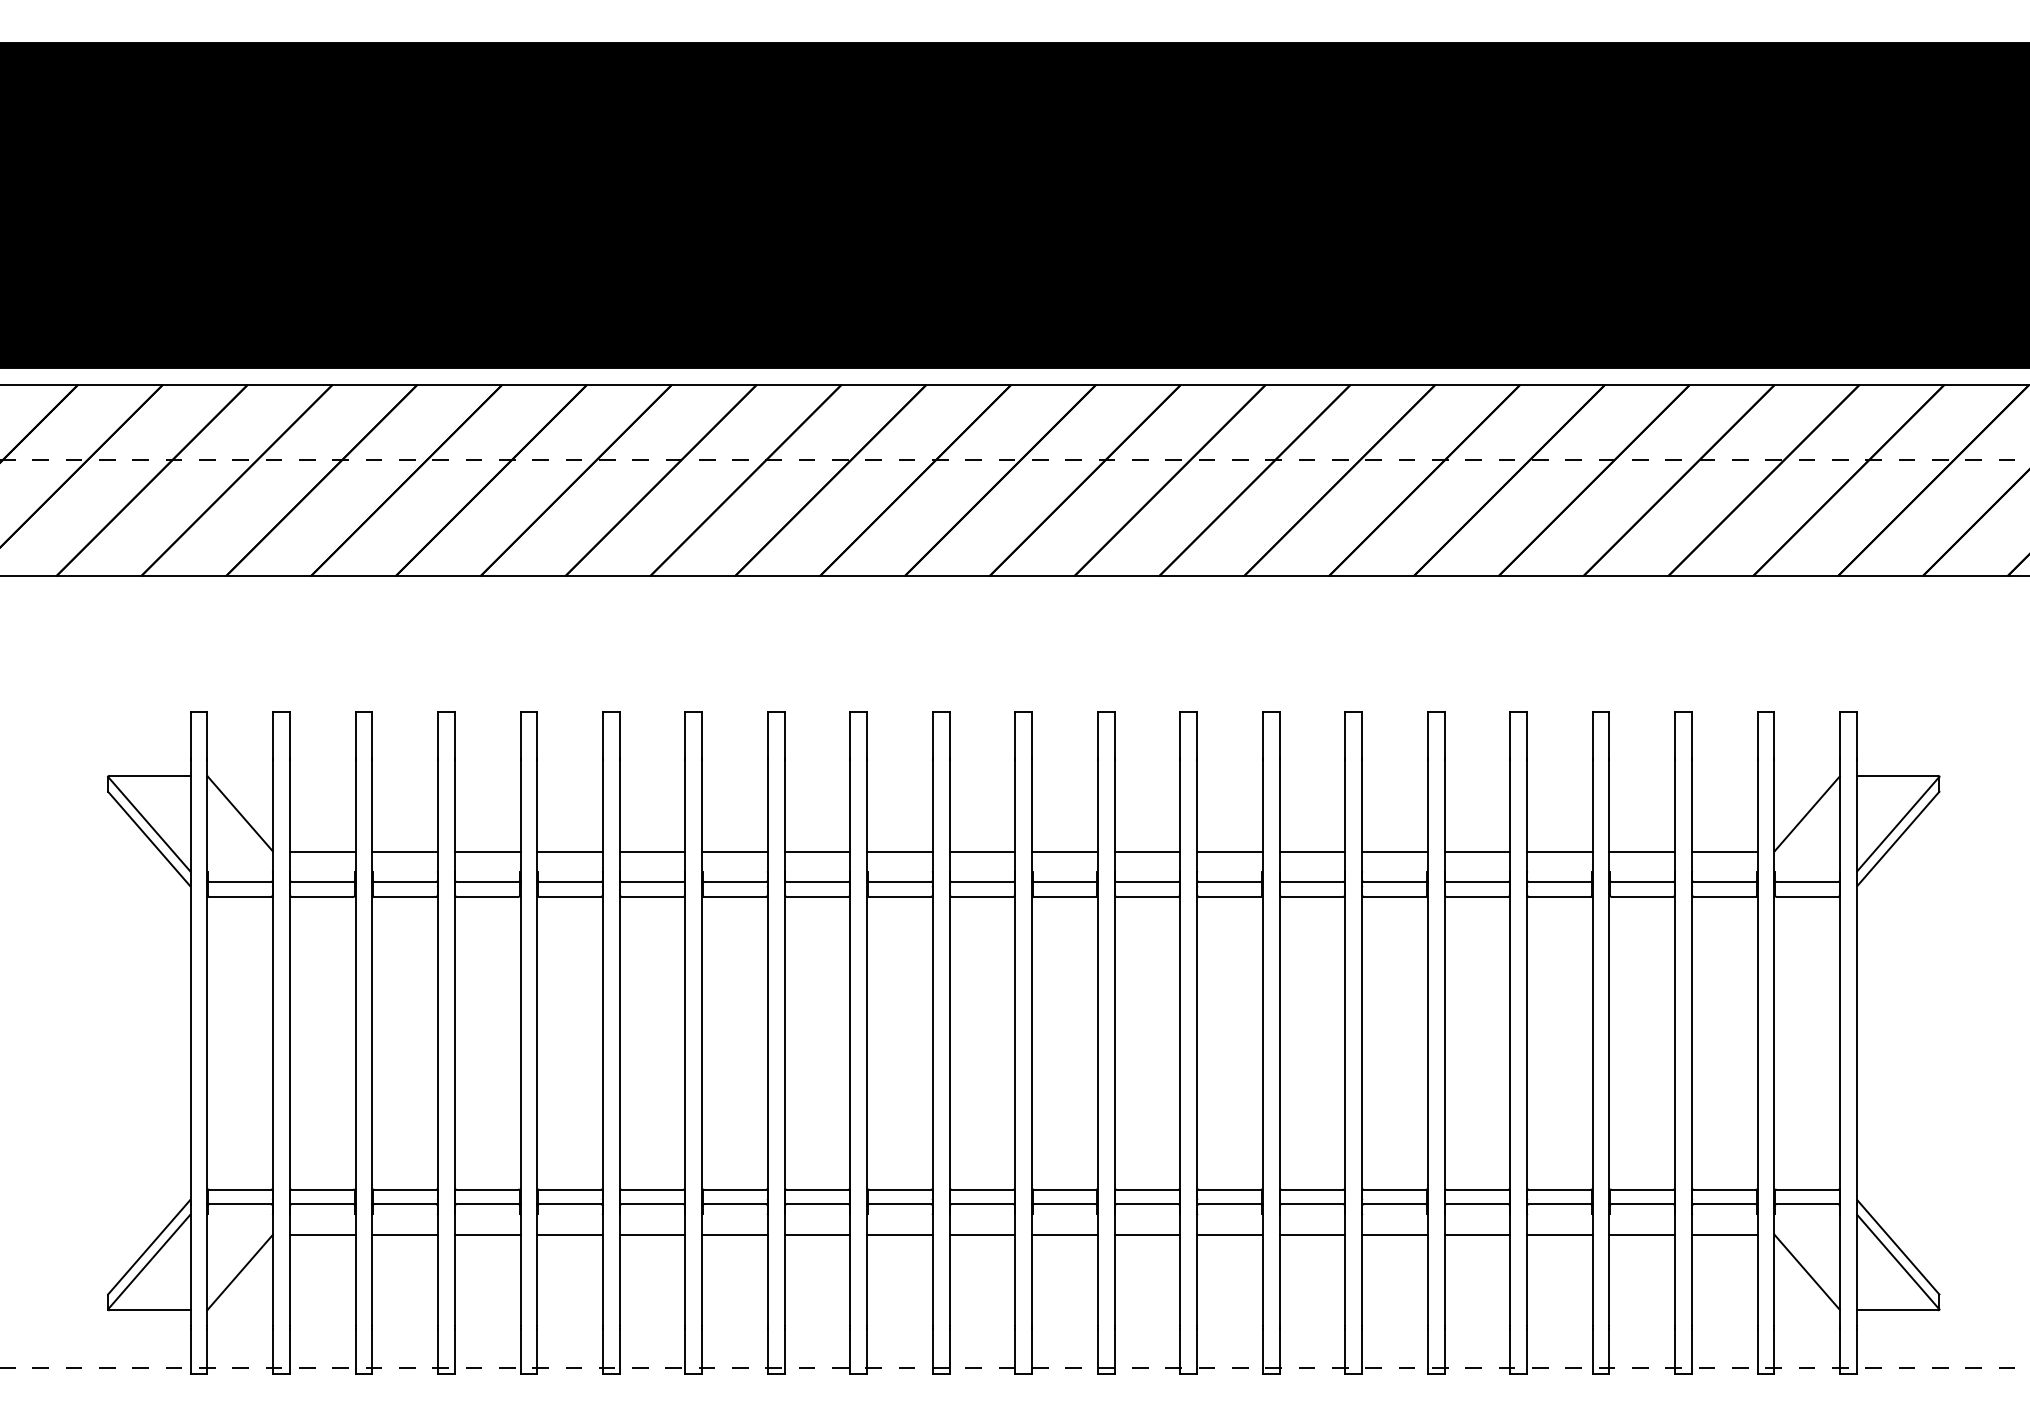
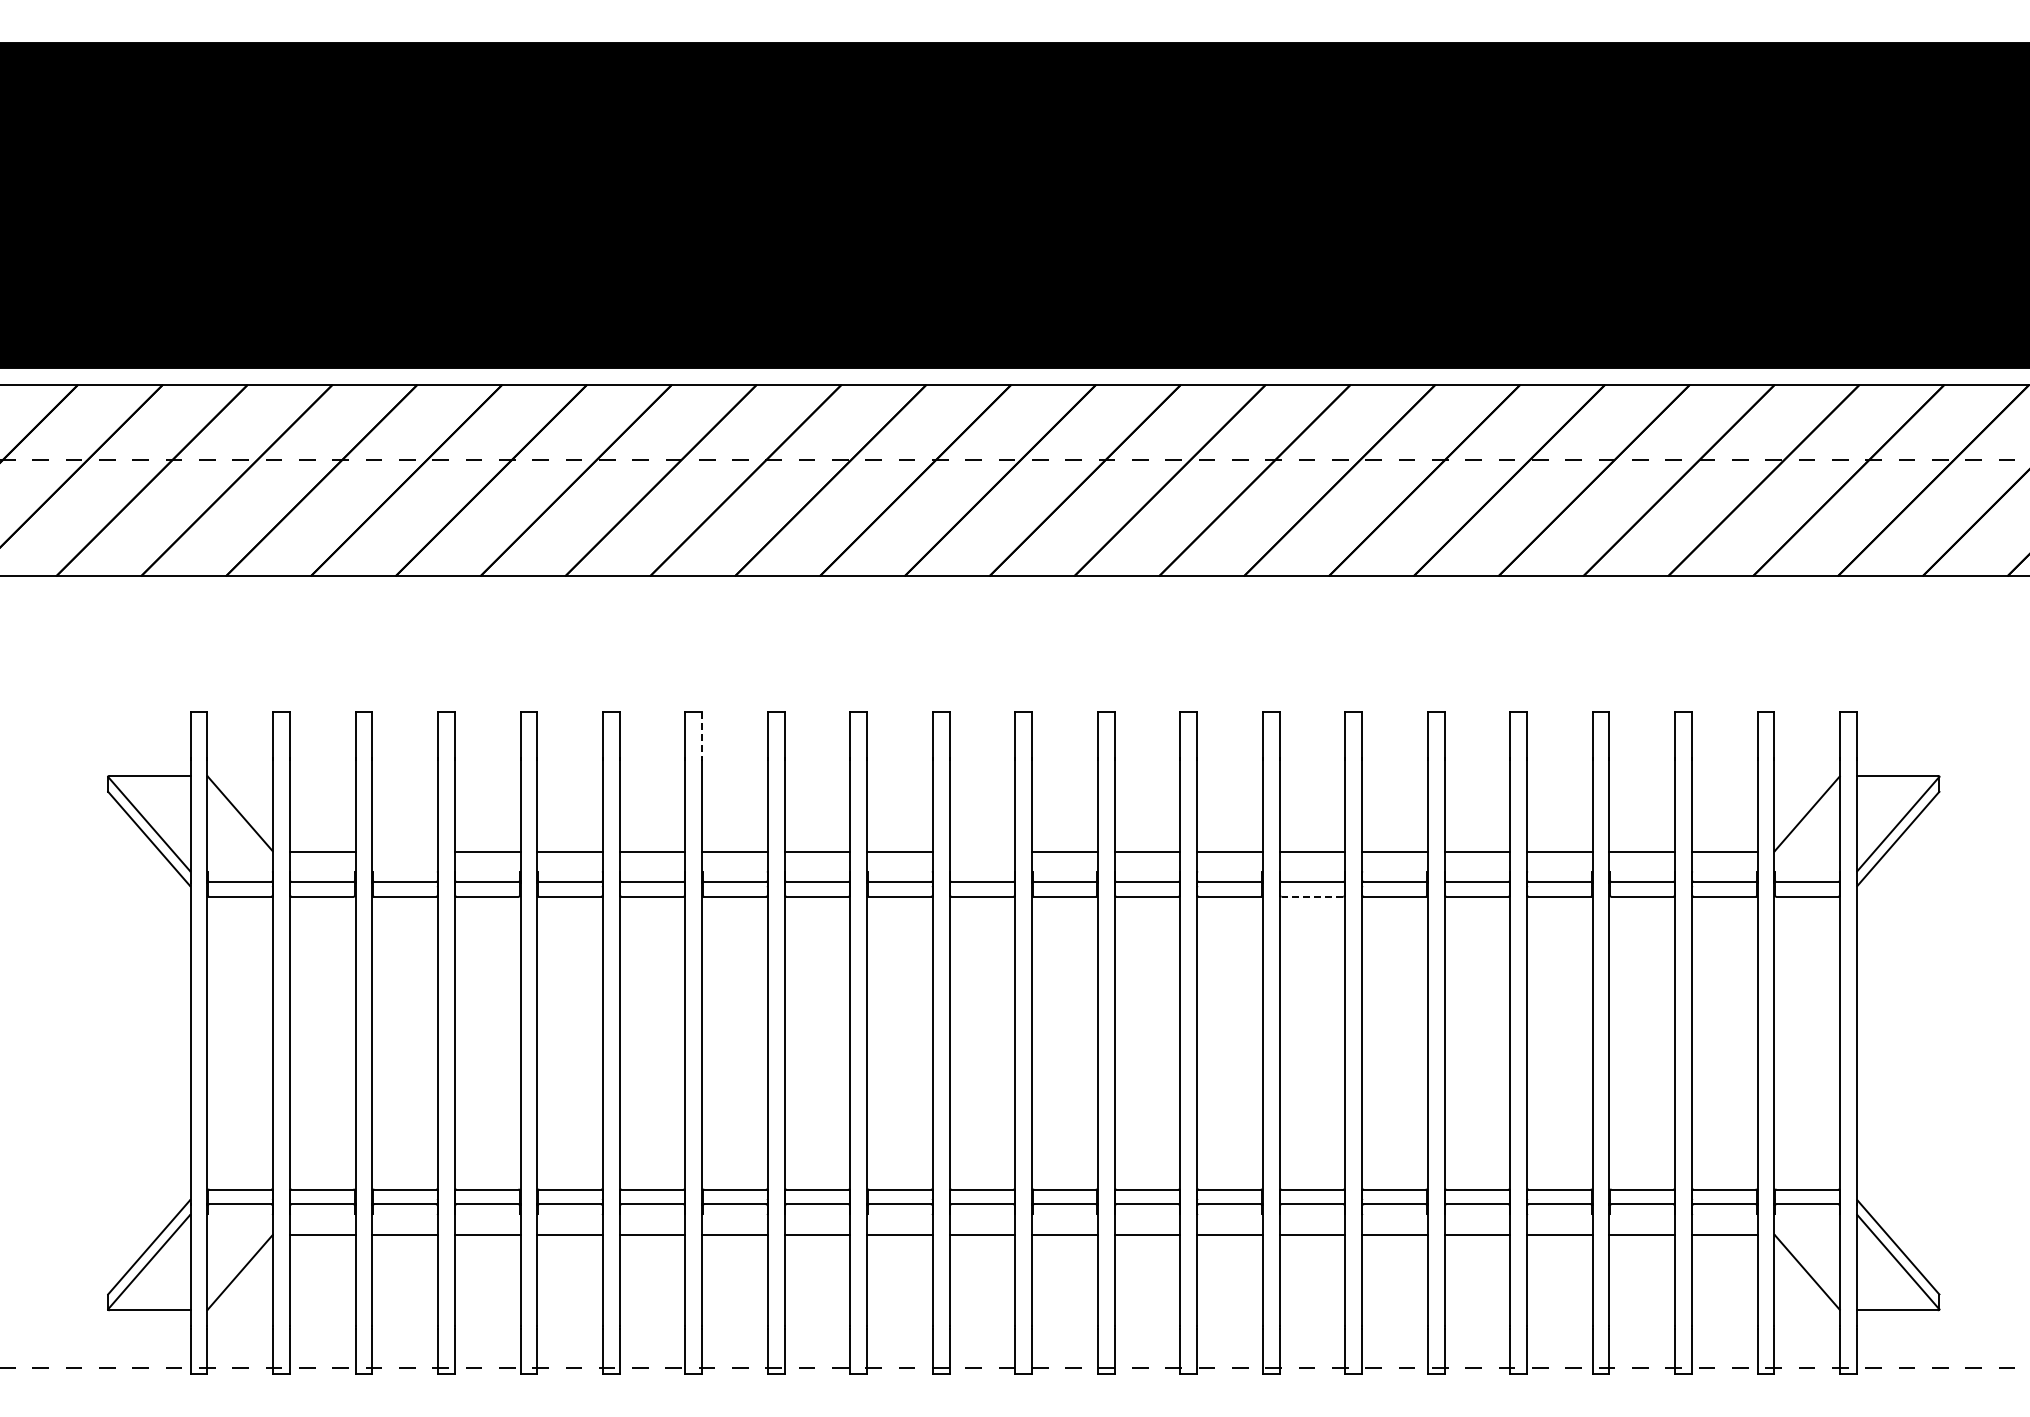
line: solid -> dashed (702, 734)
line: present -> none (405, 851)
line: present -> none (982, 851)
line: solid -> dashed (1312, 896)
